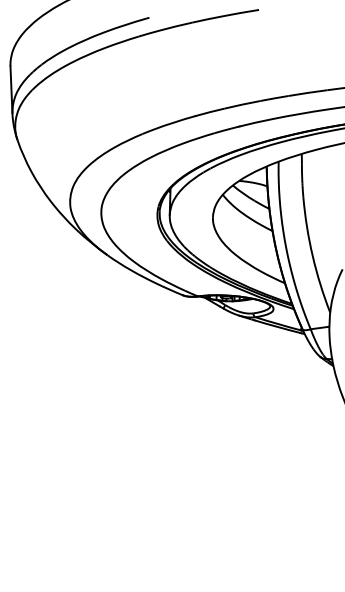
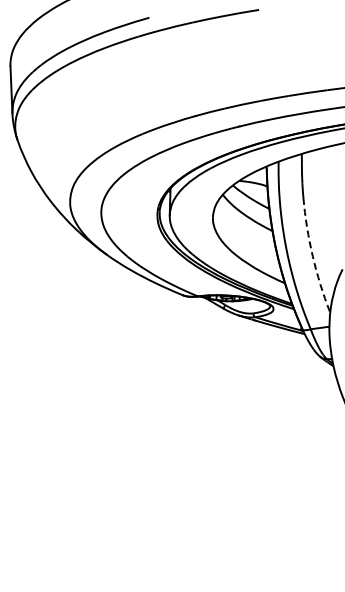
arc: solid -> dashed (312, 256)
